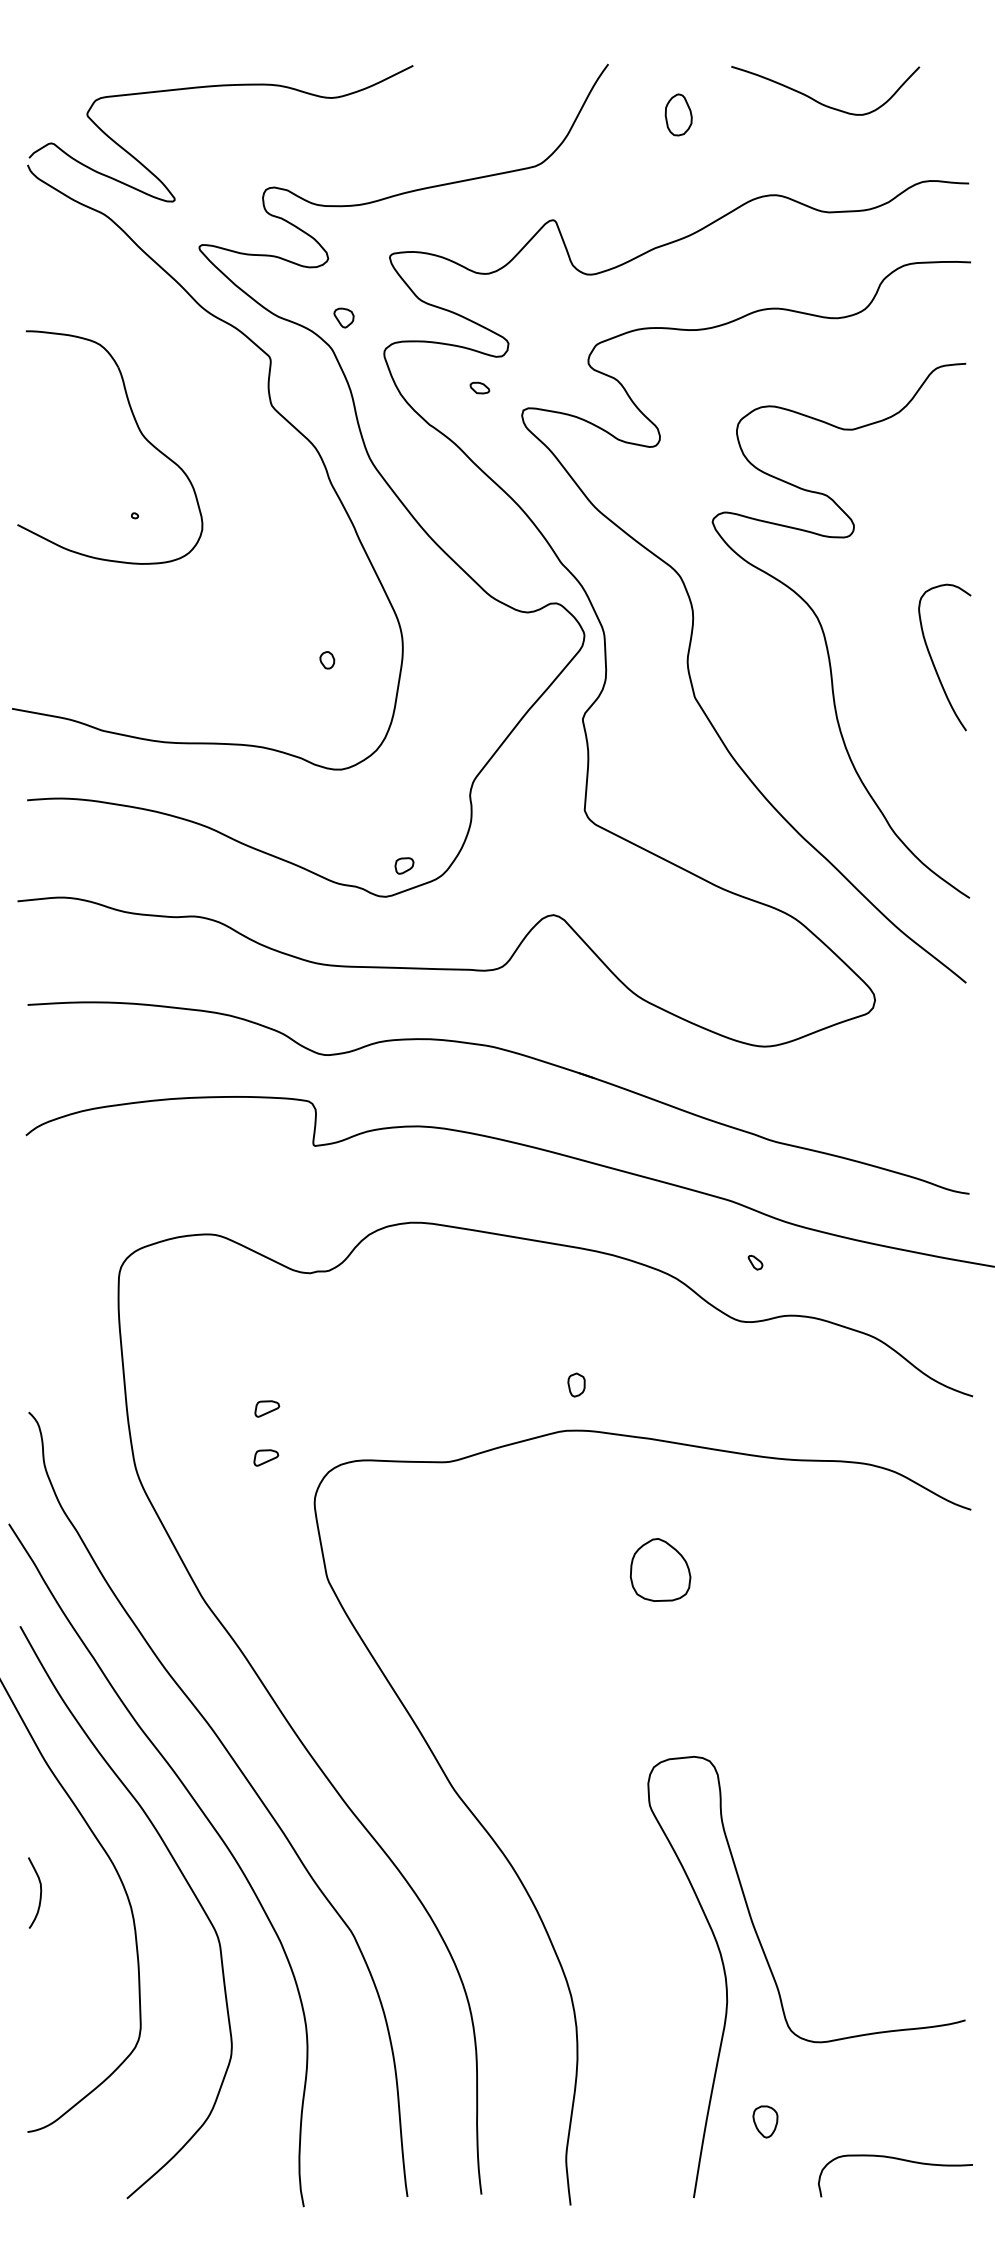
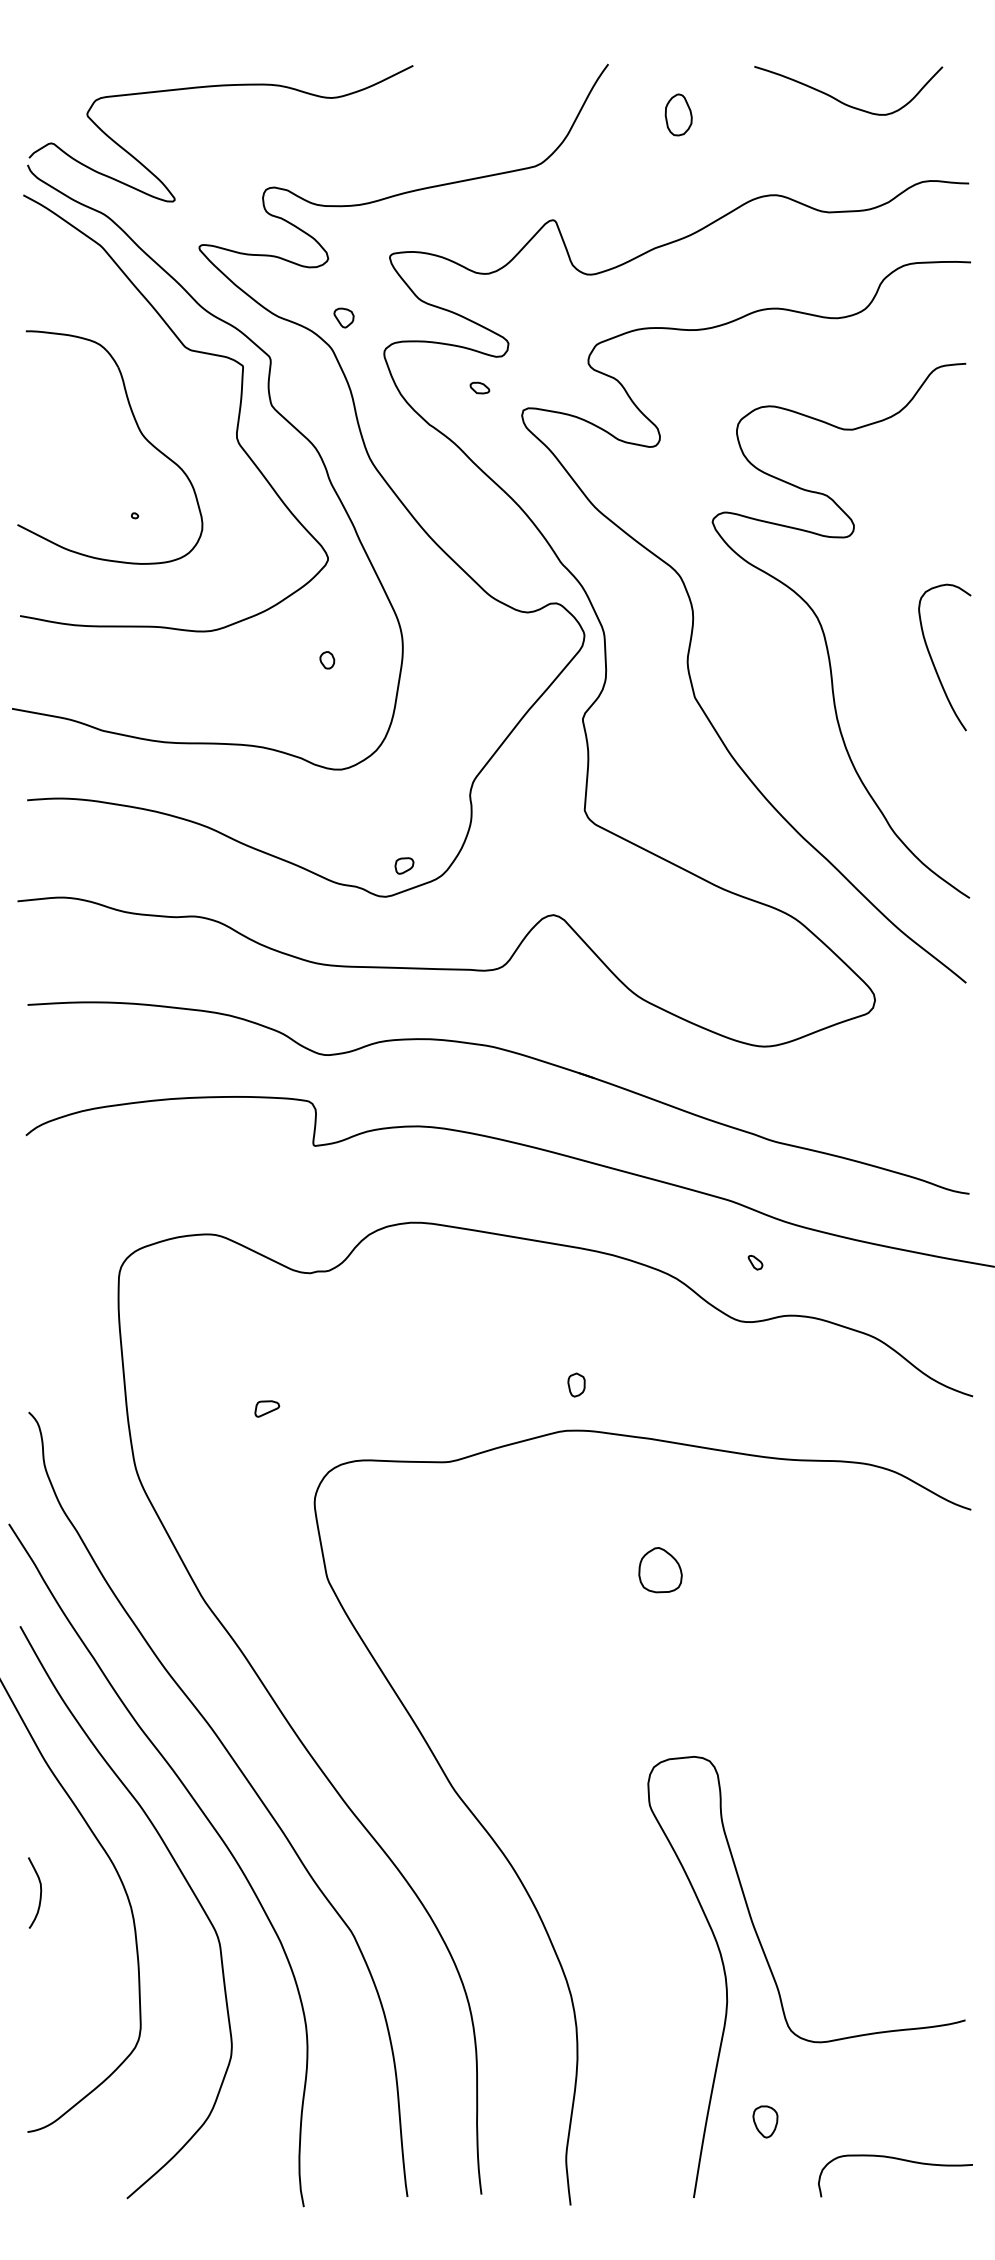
curve position: (817, 100) -> (840, 100) (840, 100)
curve: none -> present (237, 419)
part: present -> none (266, 1457)
part size: 63x64 px -> 45x47 px (660, 1570)
